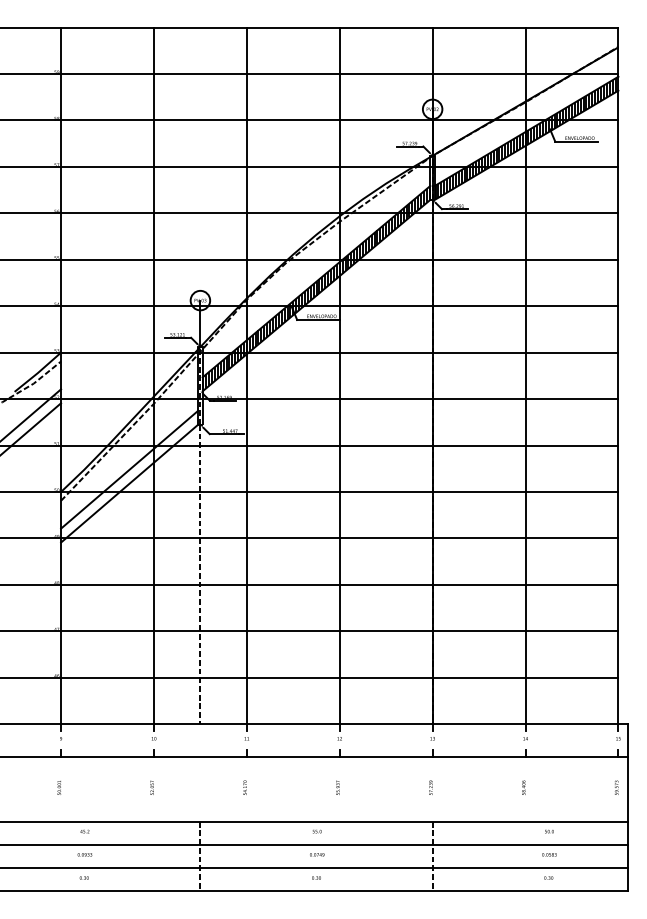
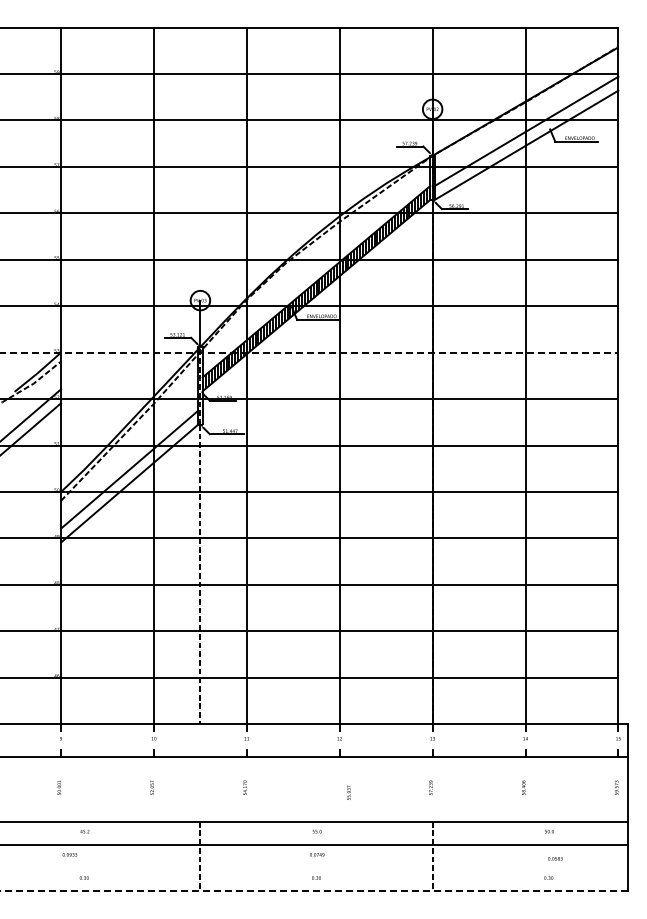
hatch: present -> none (525, 138)
line: solid -> dashed (309, 352)
text position: (337, 787) -> (348, 792) (348, 792)
text position: (84, 854) -> (69, 854) (69, 854)
text position: (549, 854) -> (555, 858) (555, 858)
line: present -> none (314, 868)
line: solid -> dashed (314, 891)
